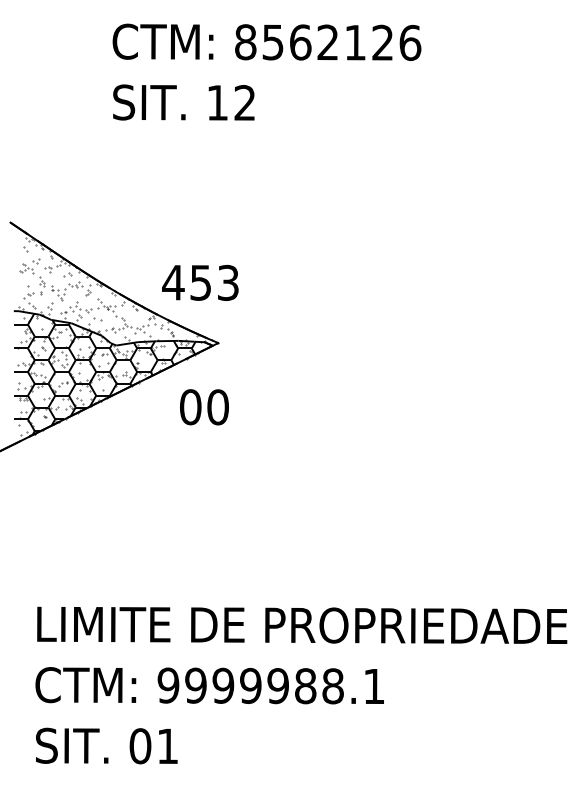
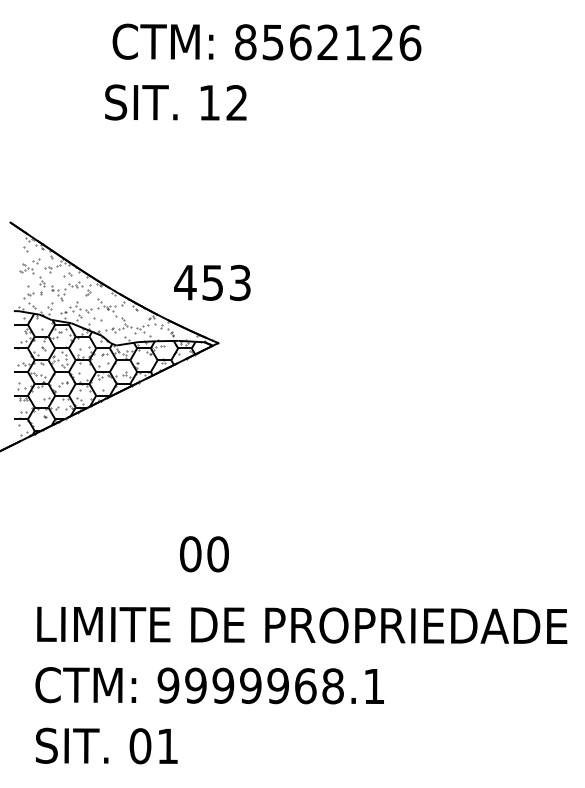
text position: (183, 102) -> (175, 102) (175, 102)
text position: (200, 282) -> (212, 282) (212, 282)
text position: (204, 407) -> (204, 554) (204, 554)
text: 9999988.1 -> 9999968.1 (305, 686)
